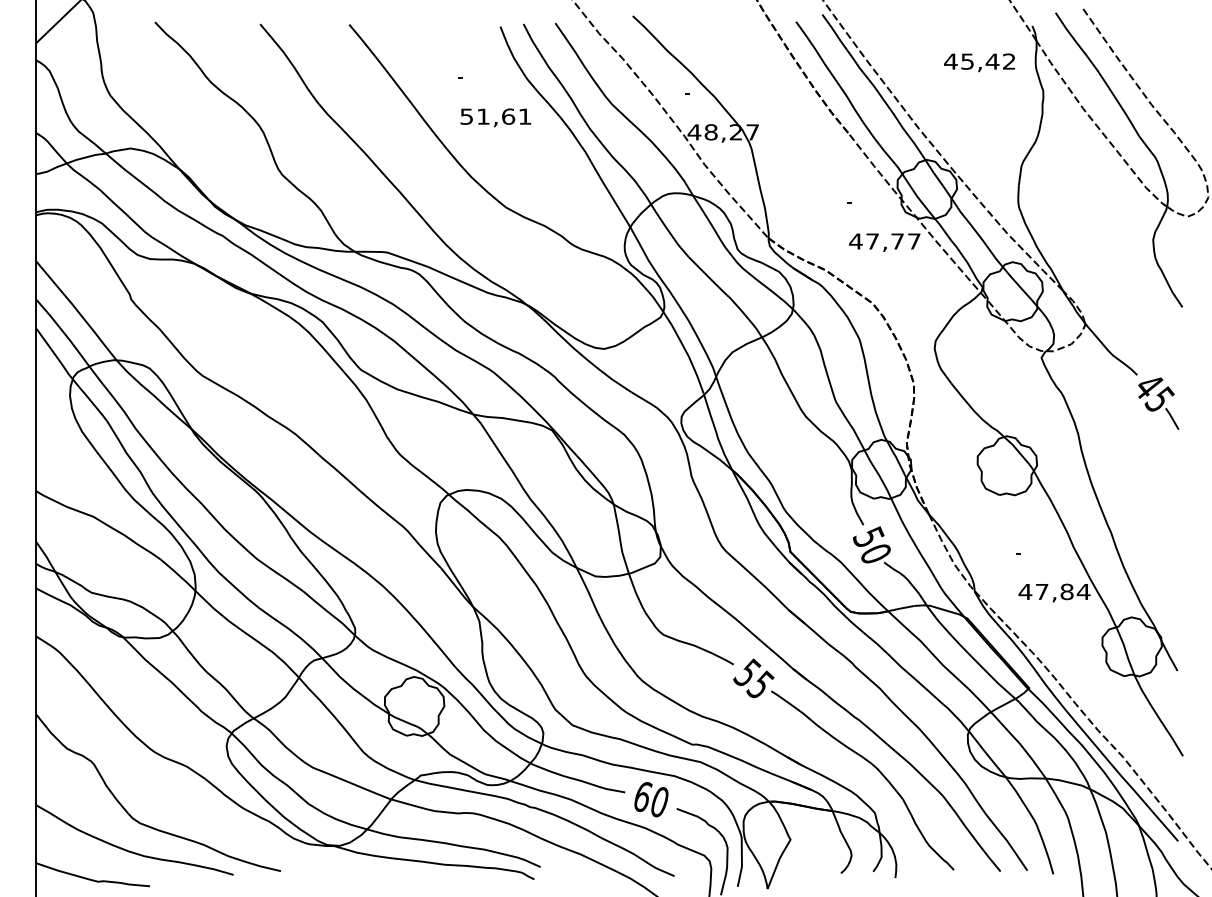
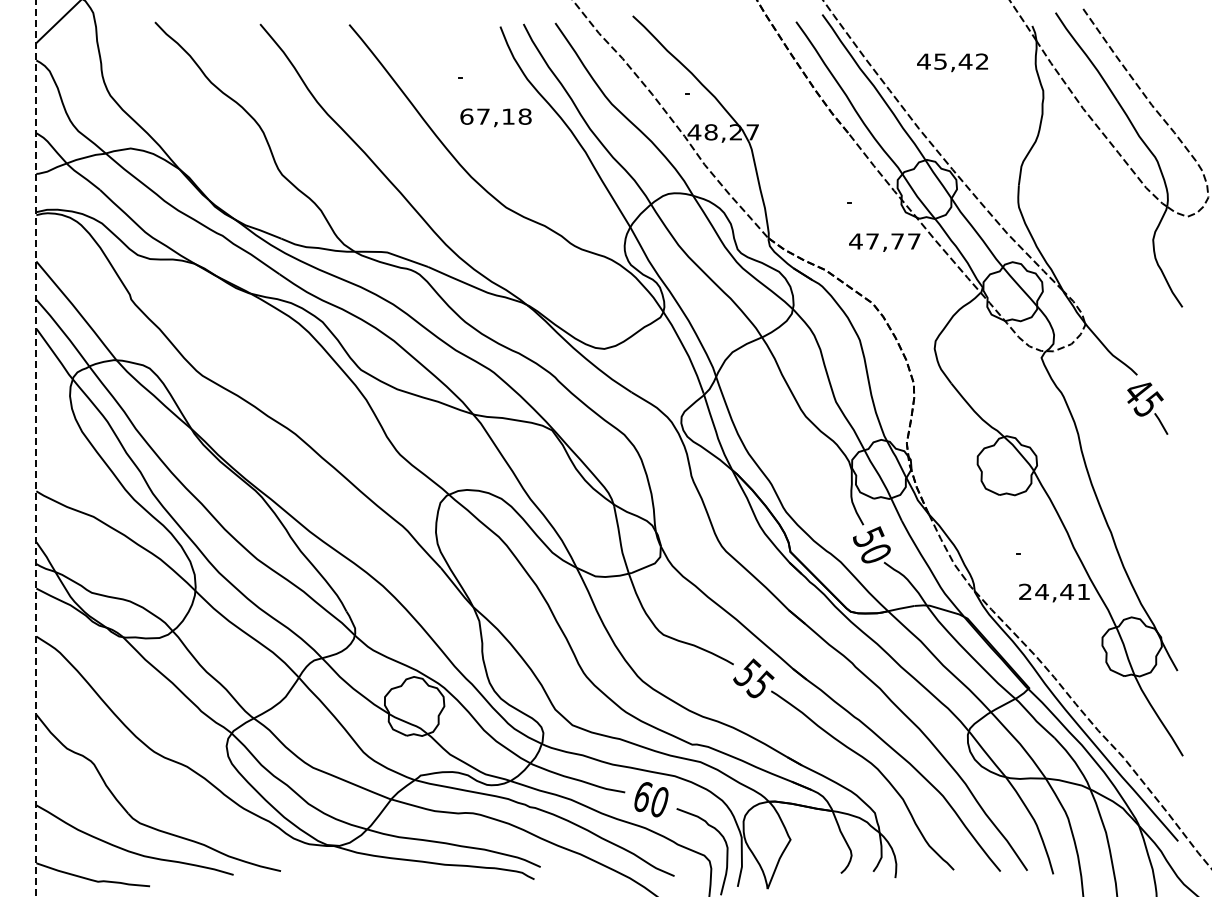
text position: (979, 62) -> (952, 62) (952, 62)
text: 51,61 -> 67,18 (495, 116)
part position: (1158, 403) -> (1147, 408) (1147, 408)
line: solid -> dashed (36, 447)
text: 47,84 -> 24,41 (1054, 591)
